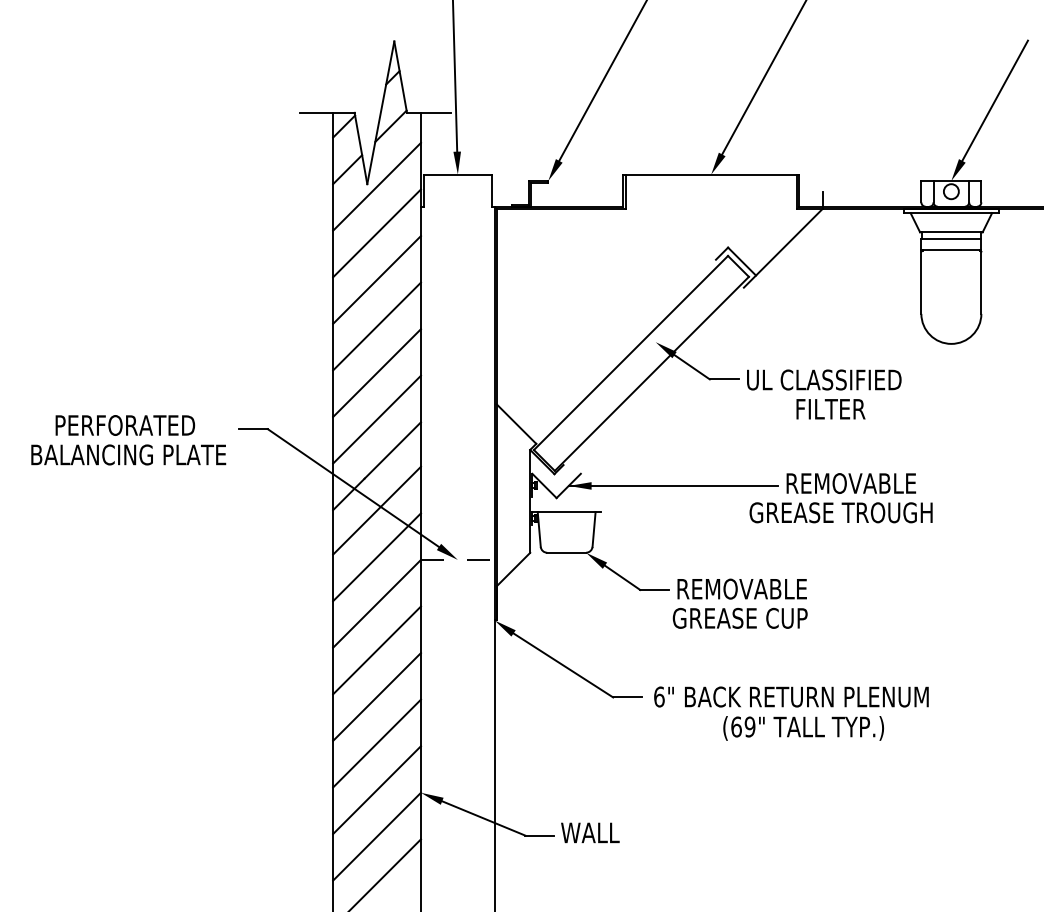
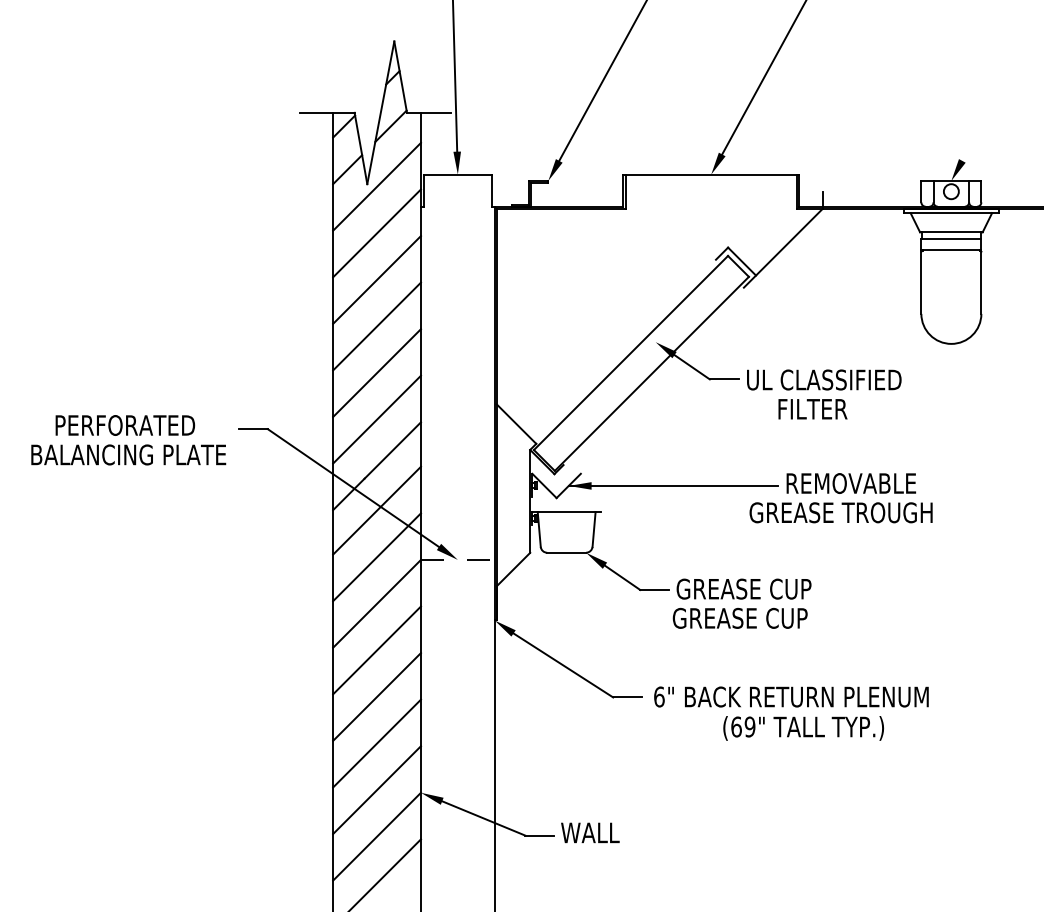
line: present -> none (994, 100)
text position: (830, 409) -> (812, 409) (812, 409)
text: REMOVABLE -> GREASE CUP (743, 588)
